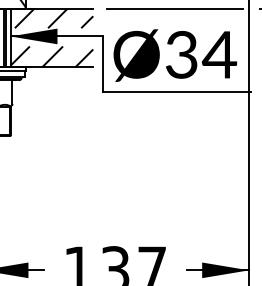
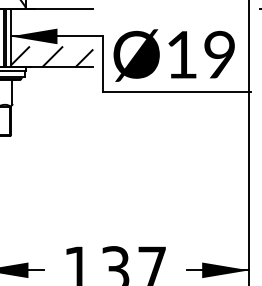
line: present -> none (174, 8)
hatch: present -> none (53, 18)
text: Ø34 -> Ø19 (201, 54)
